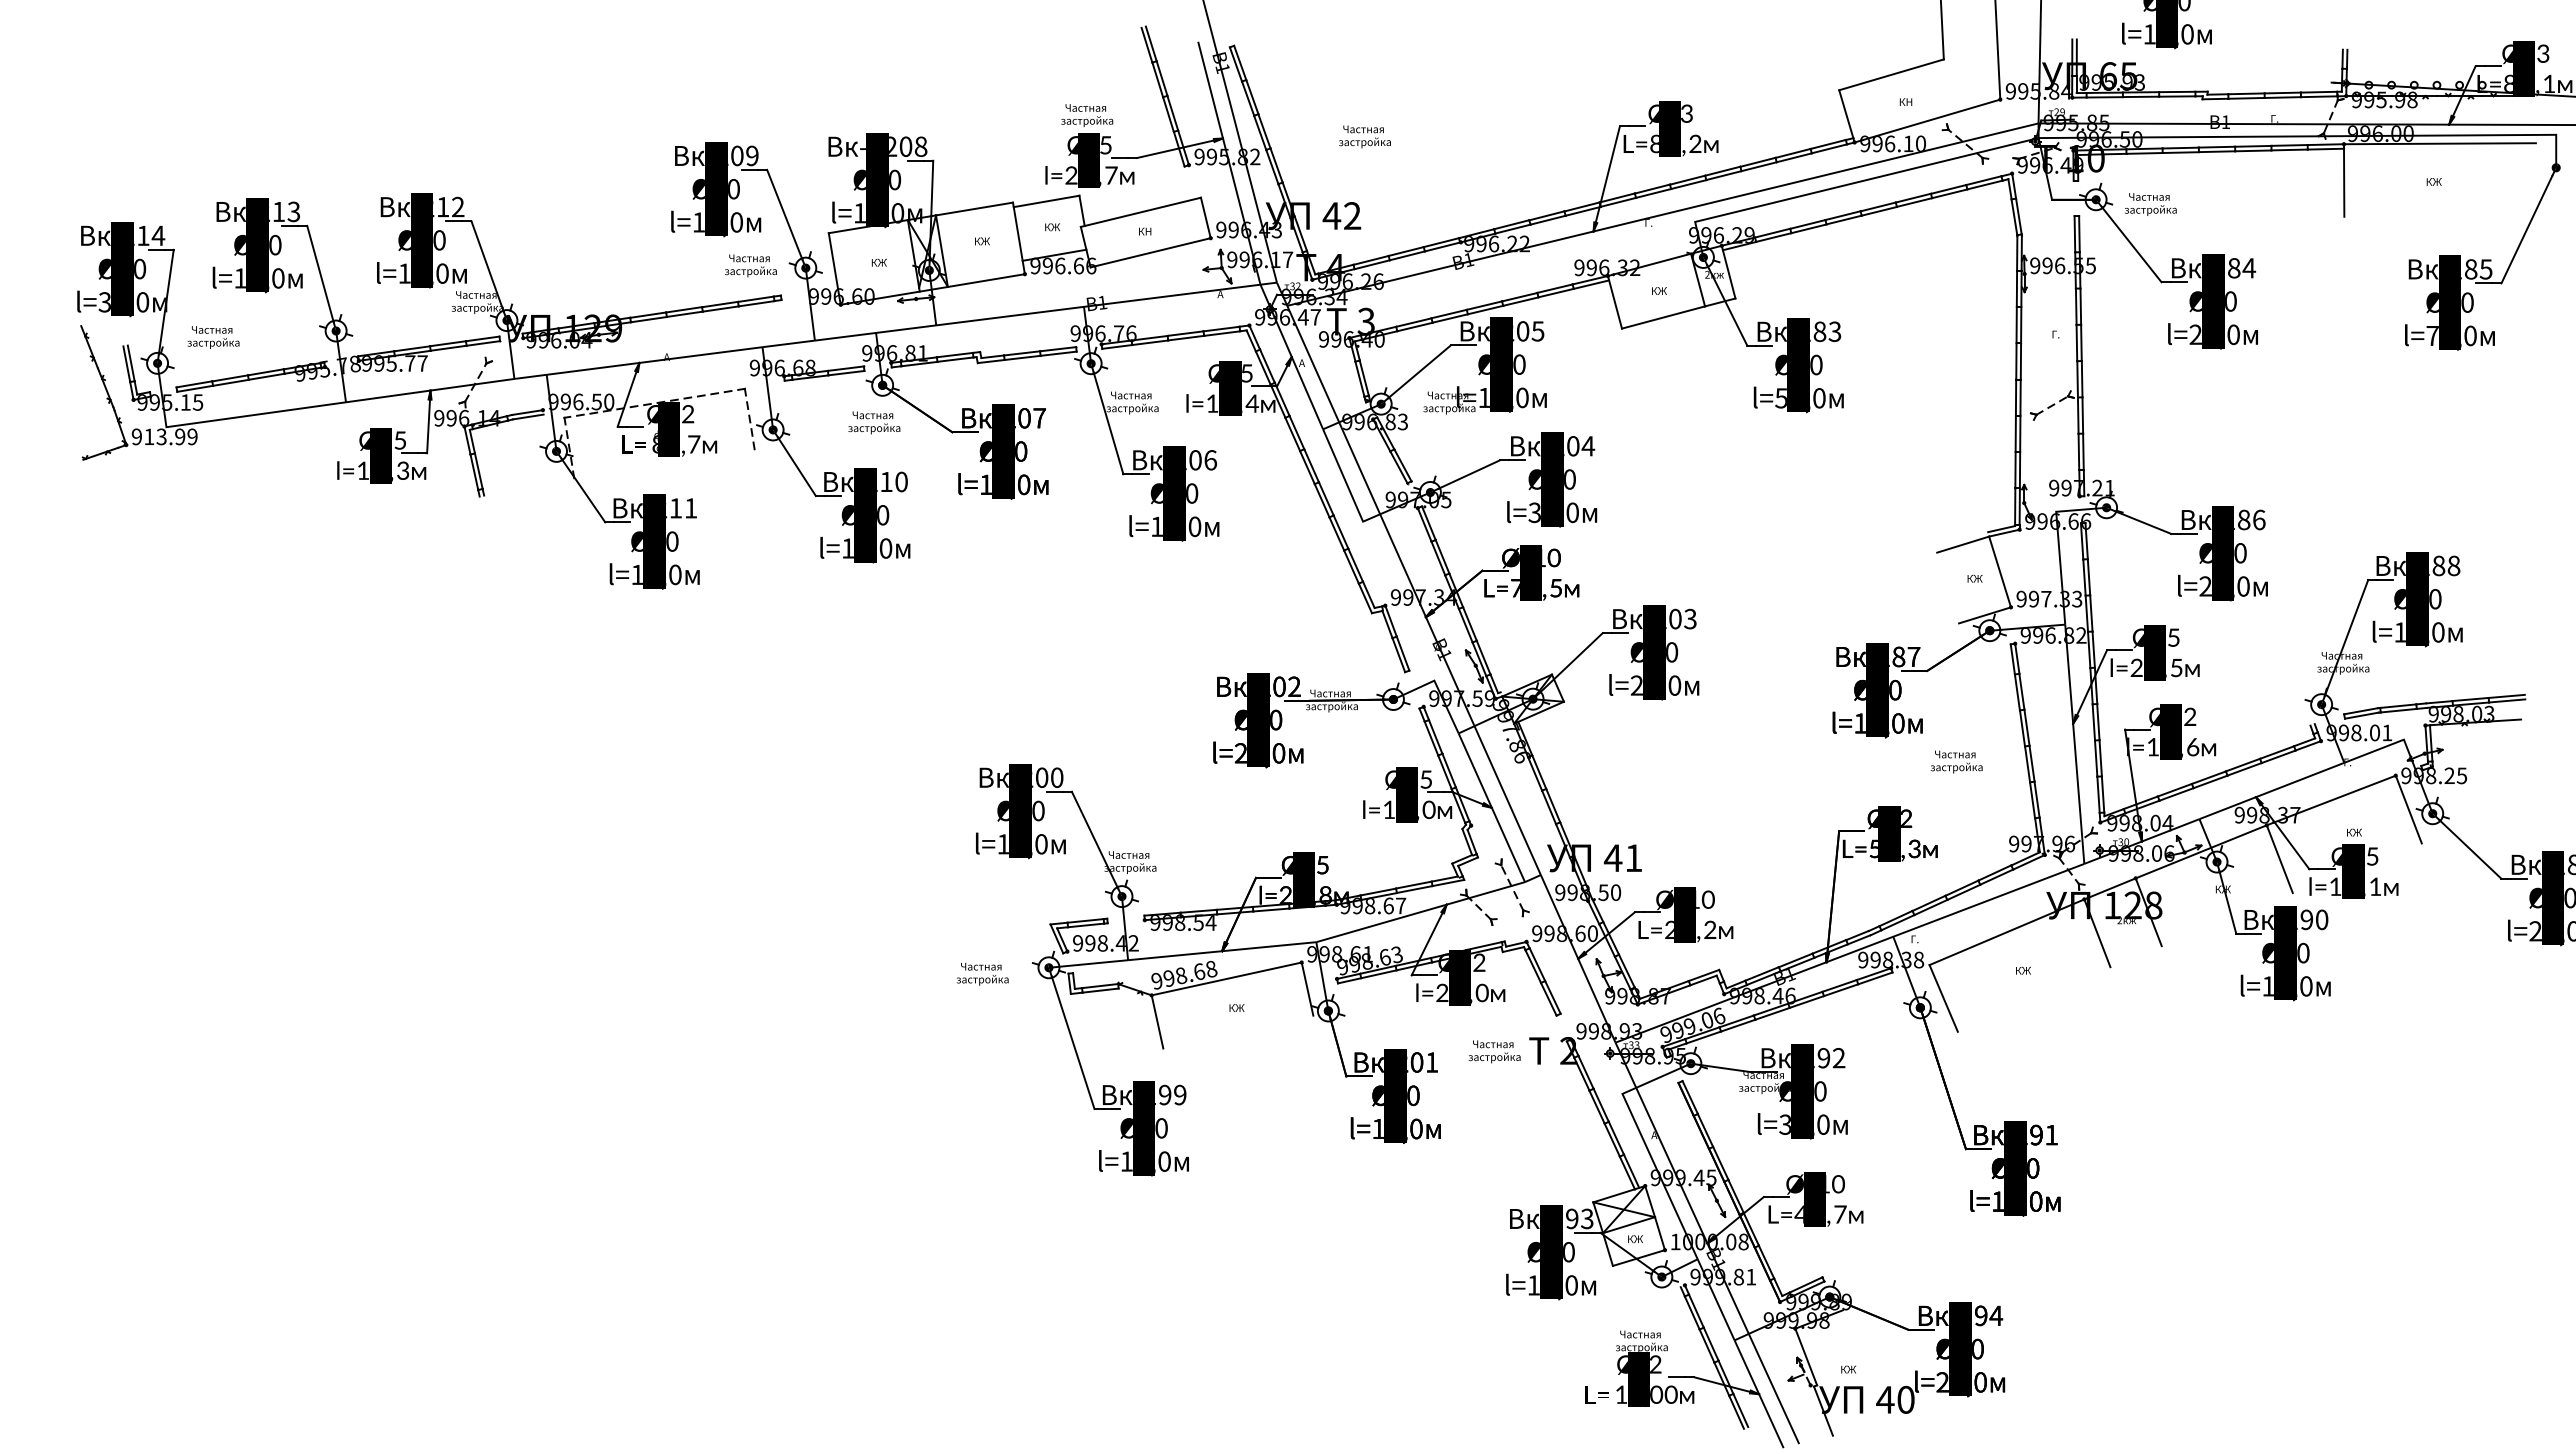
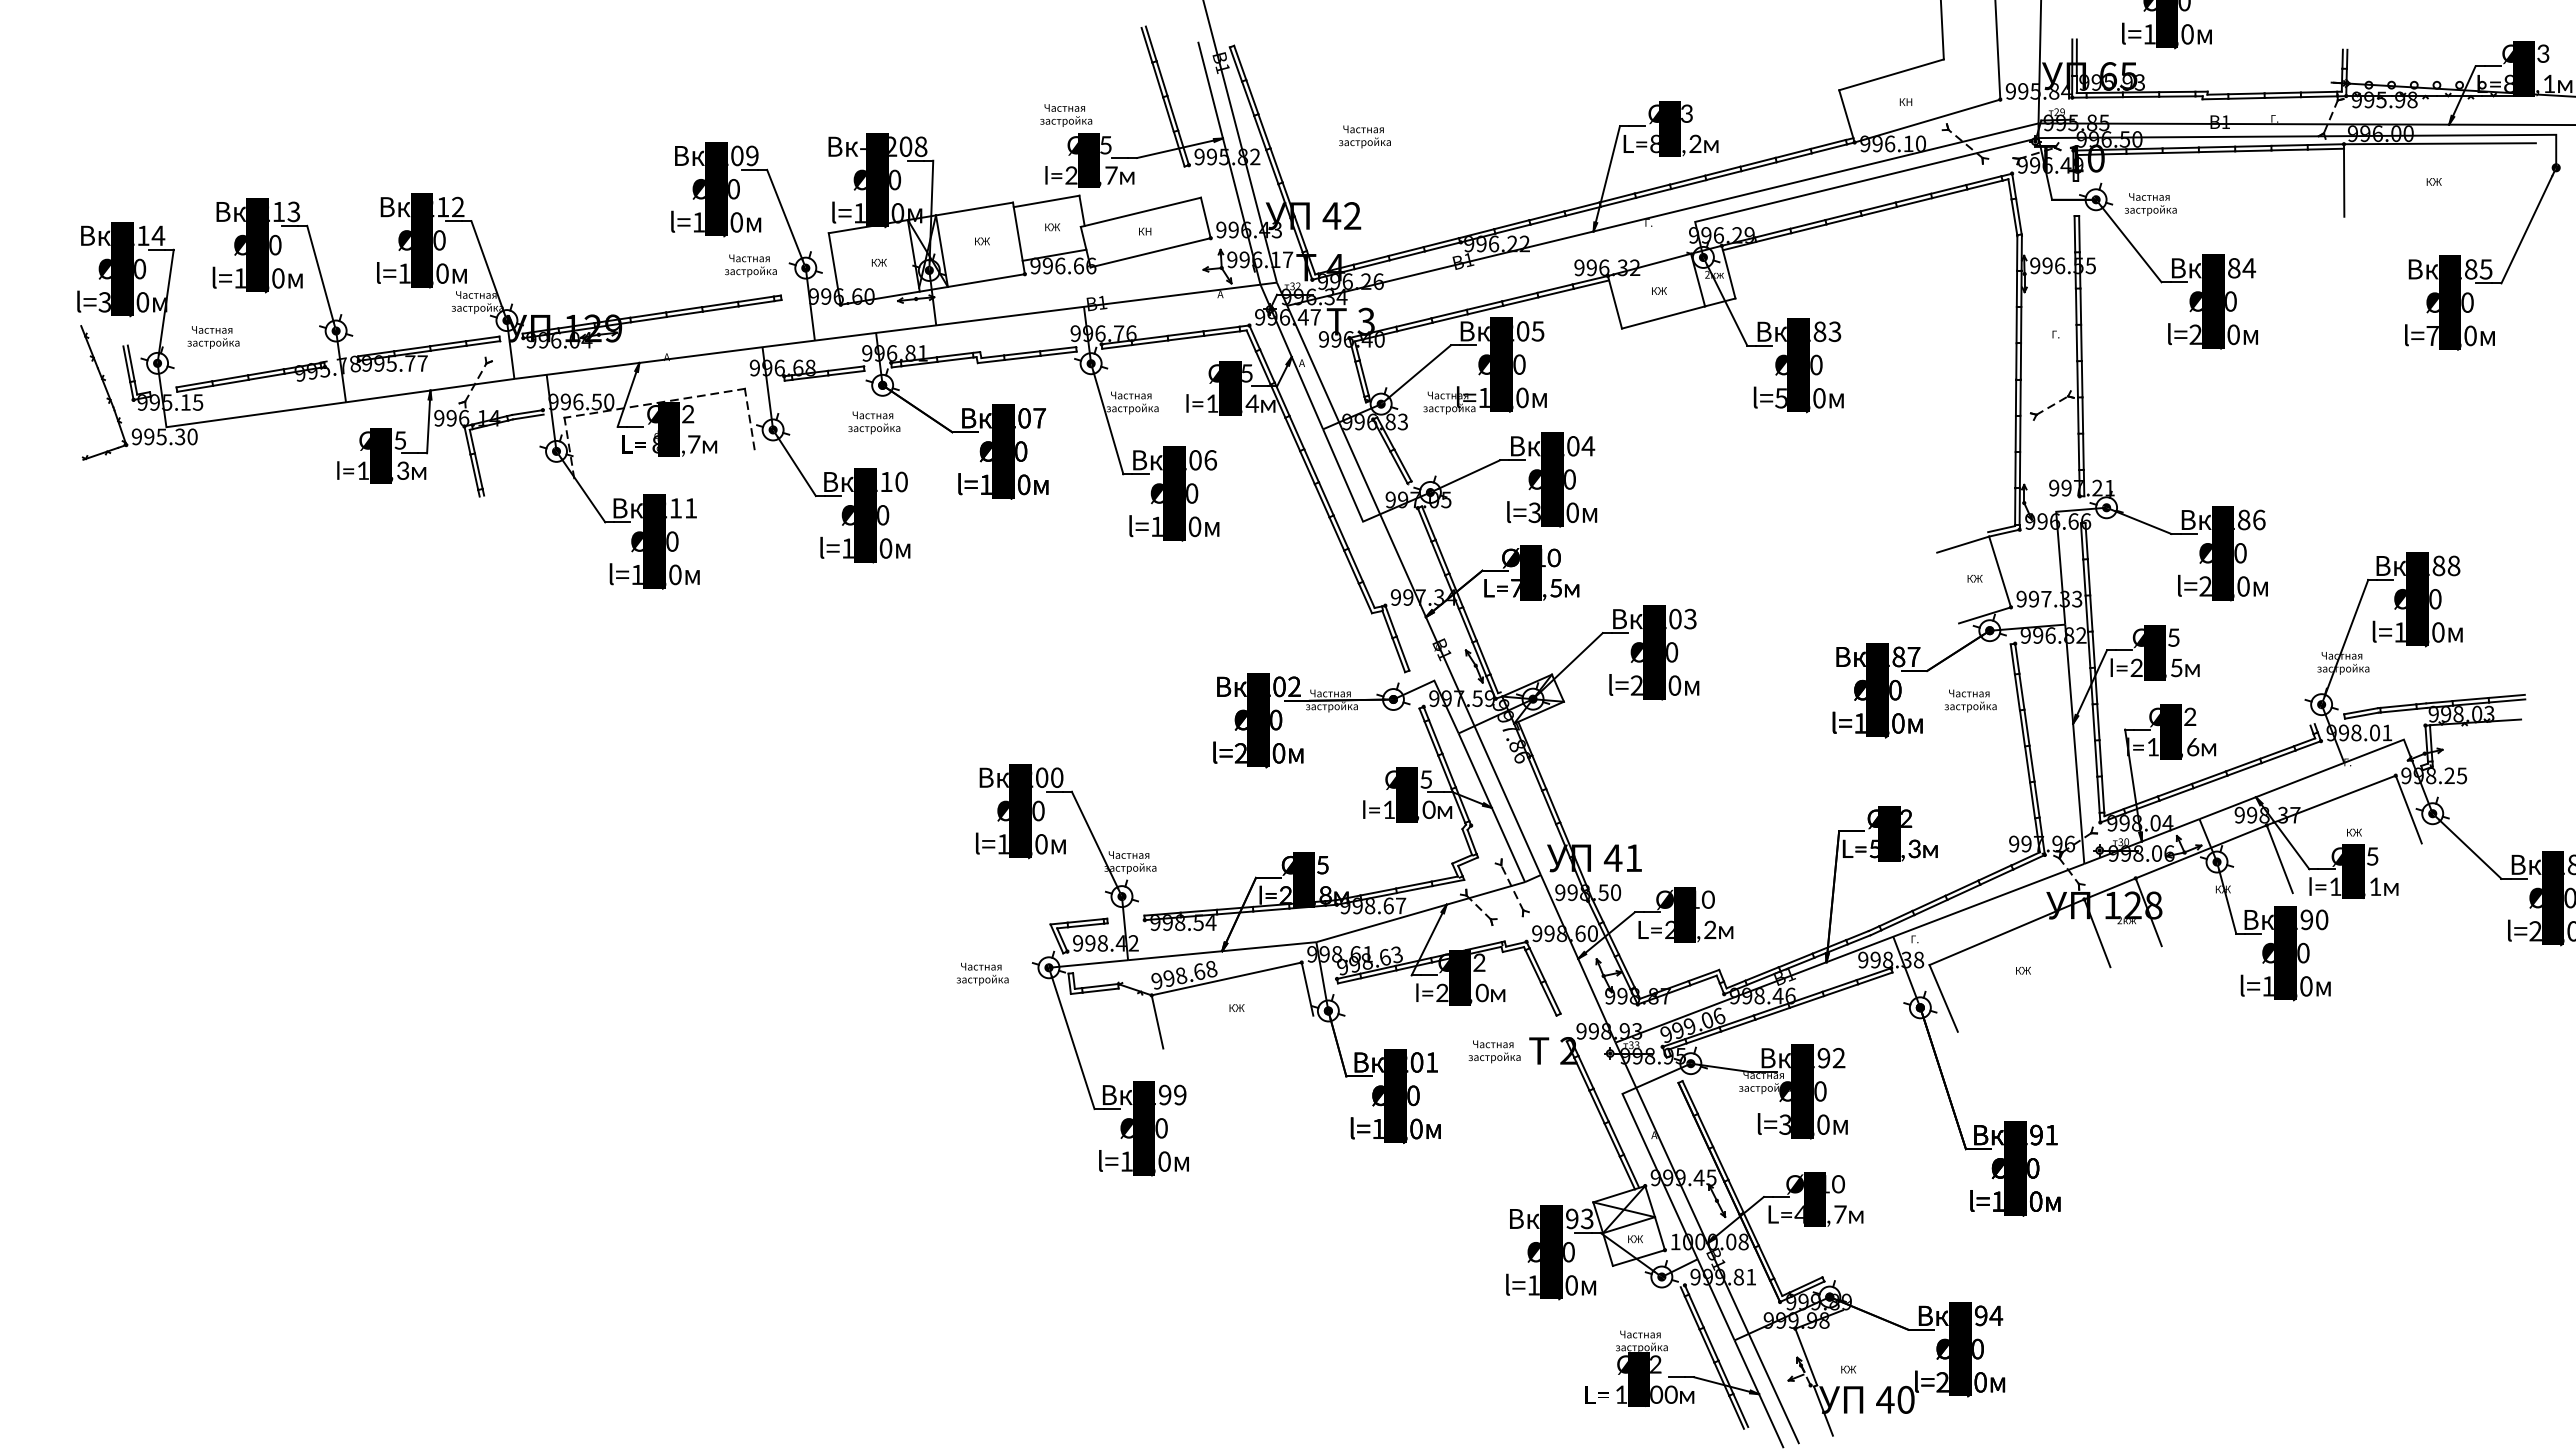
text position: (1087, 115) -> (1066, 115) (1066, 115)
text: 913.99 -> 995.30 (170, 436)
text position: (1956, 761) -> (1970, 700) (1970, 700)
